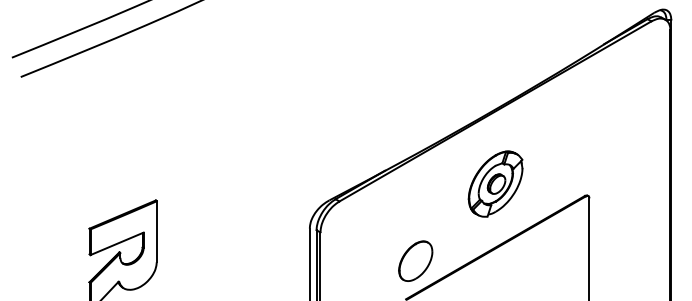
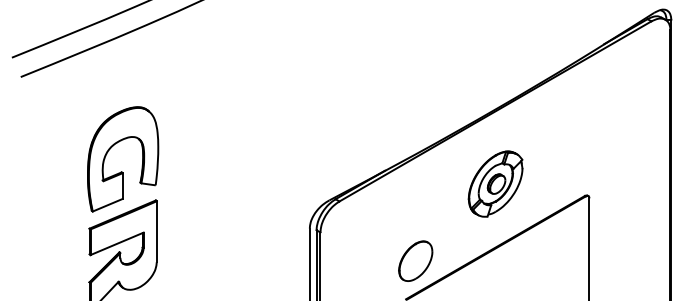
part: none -> present (122, 171)
